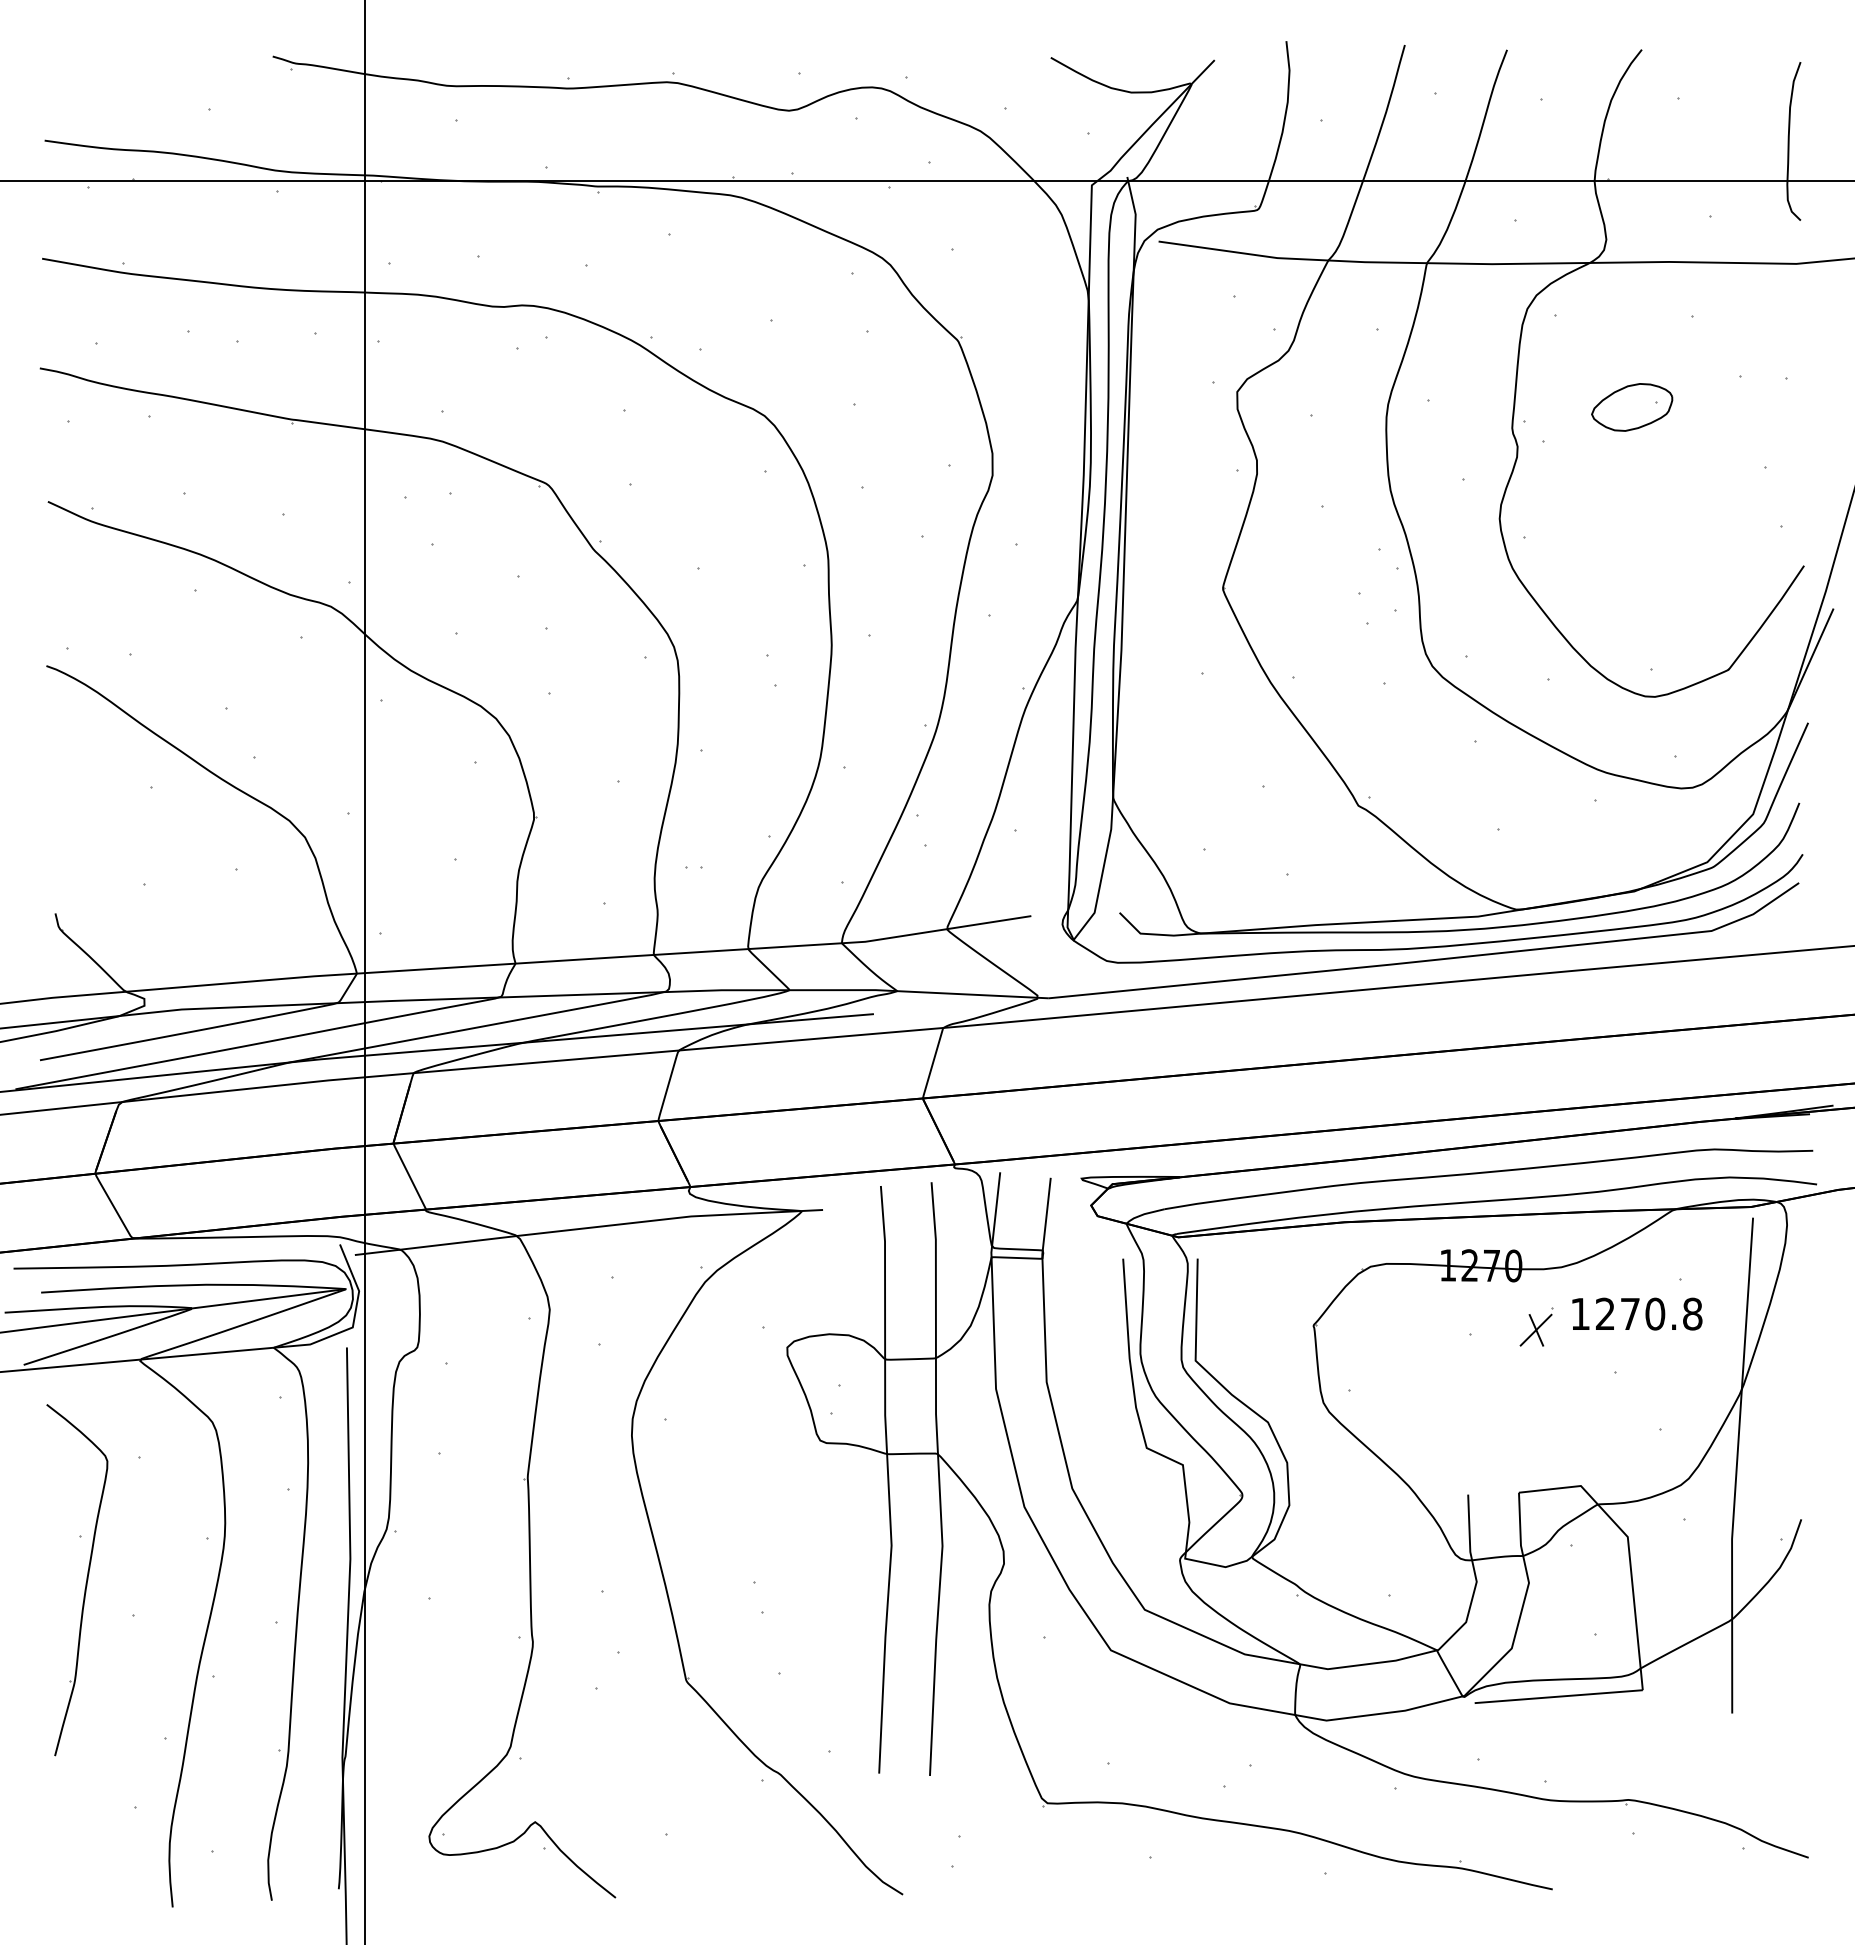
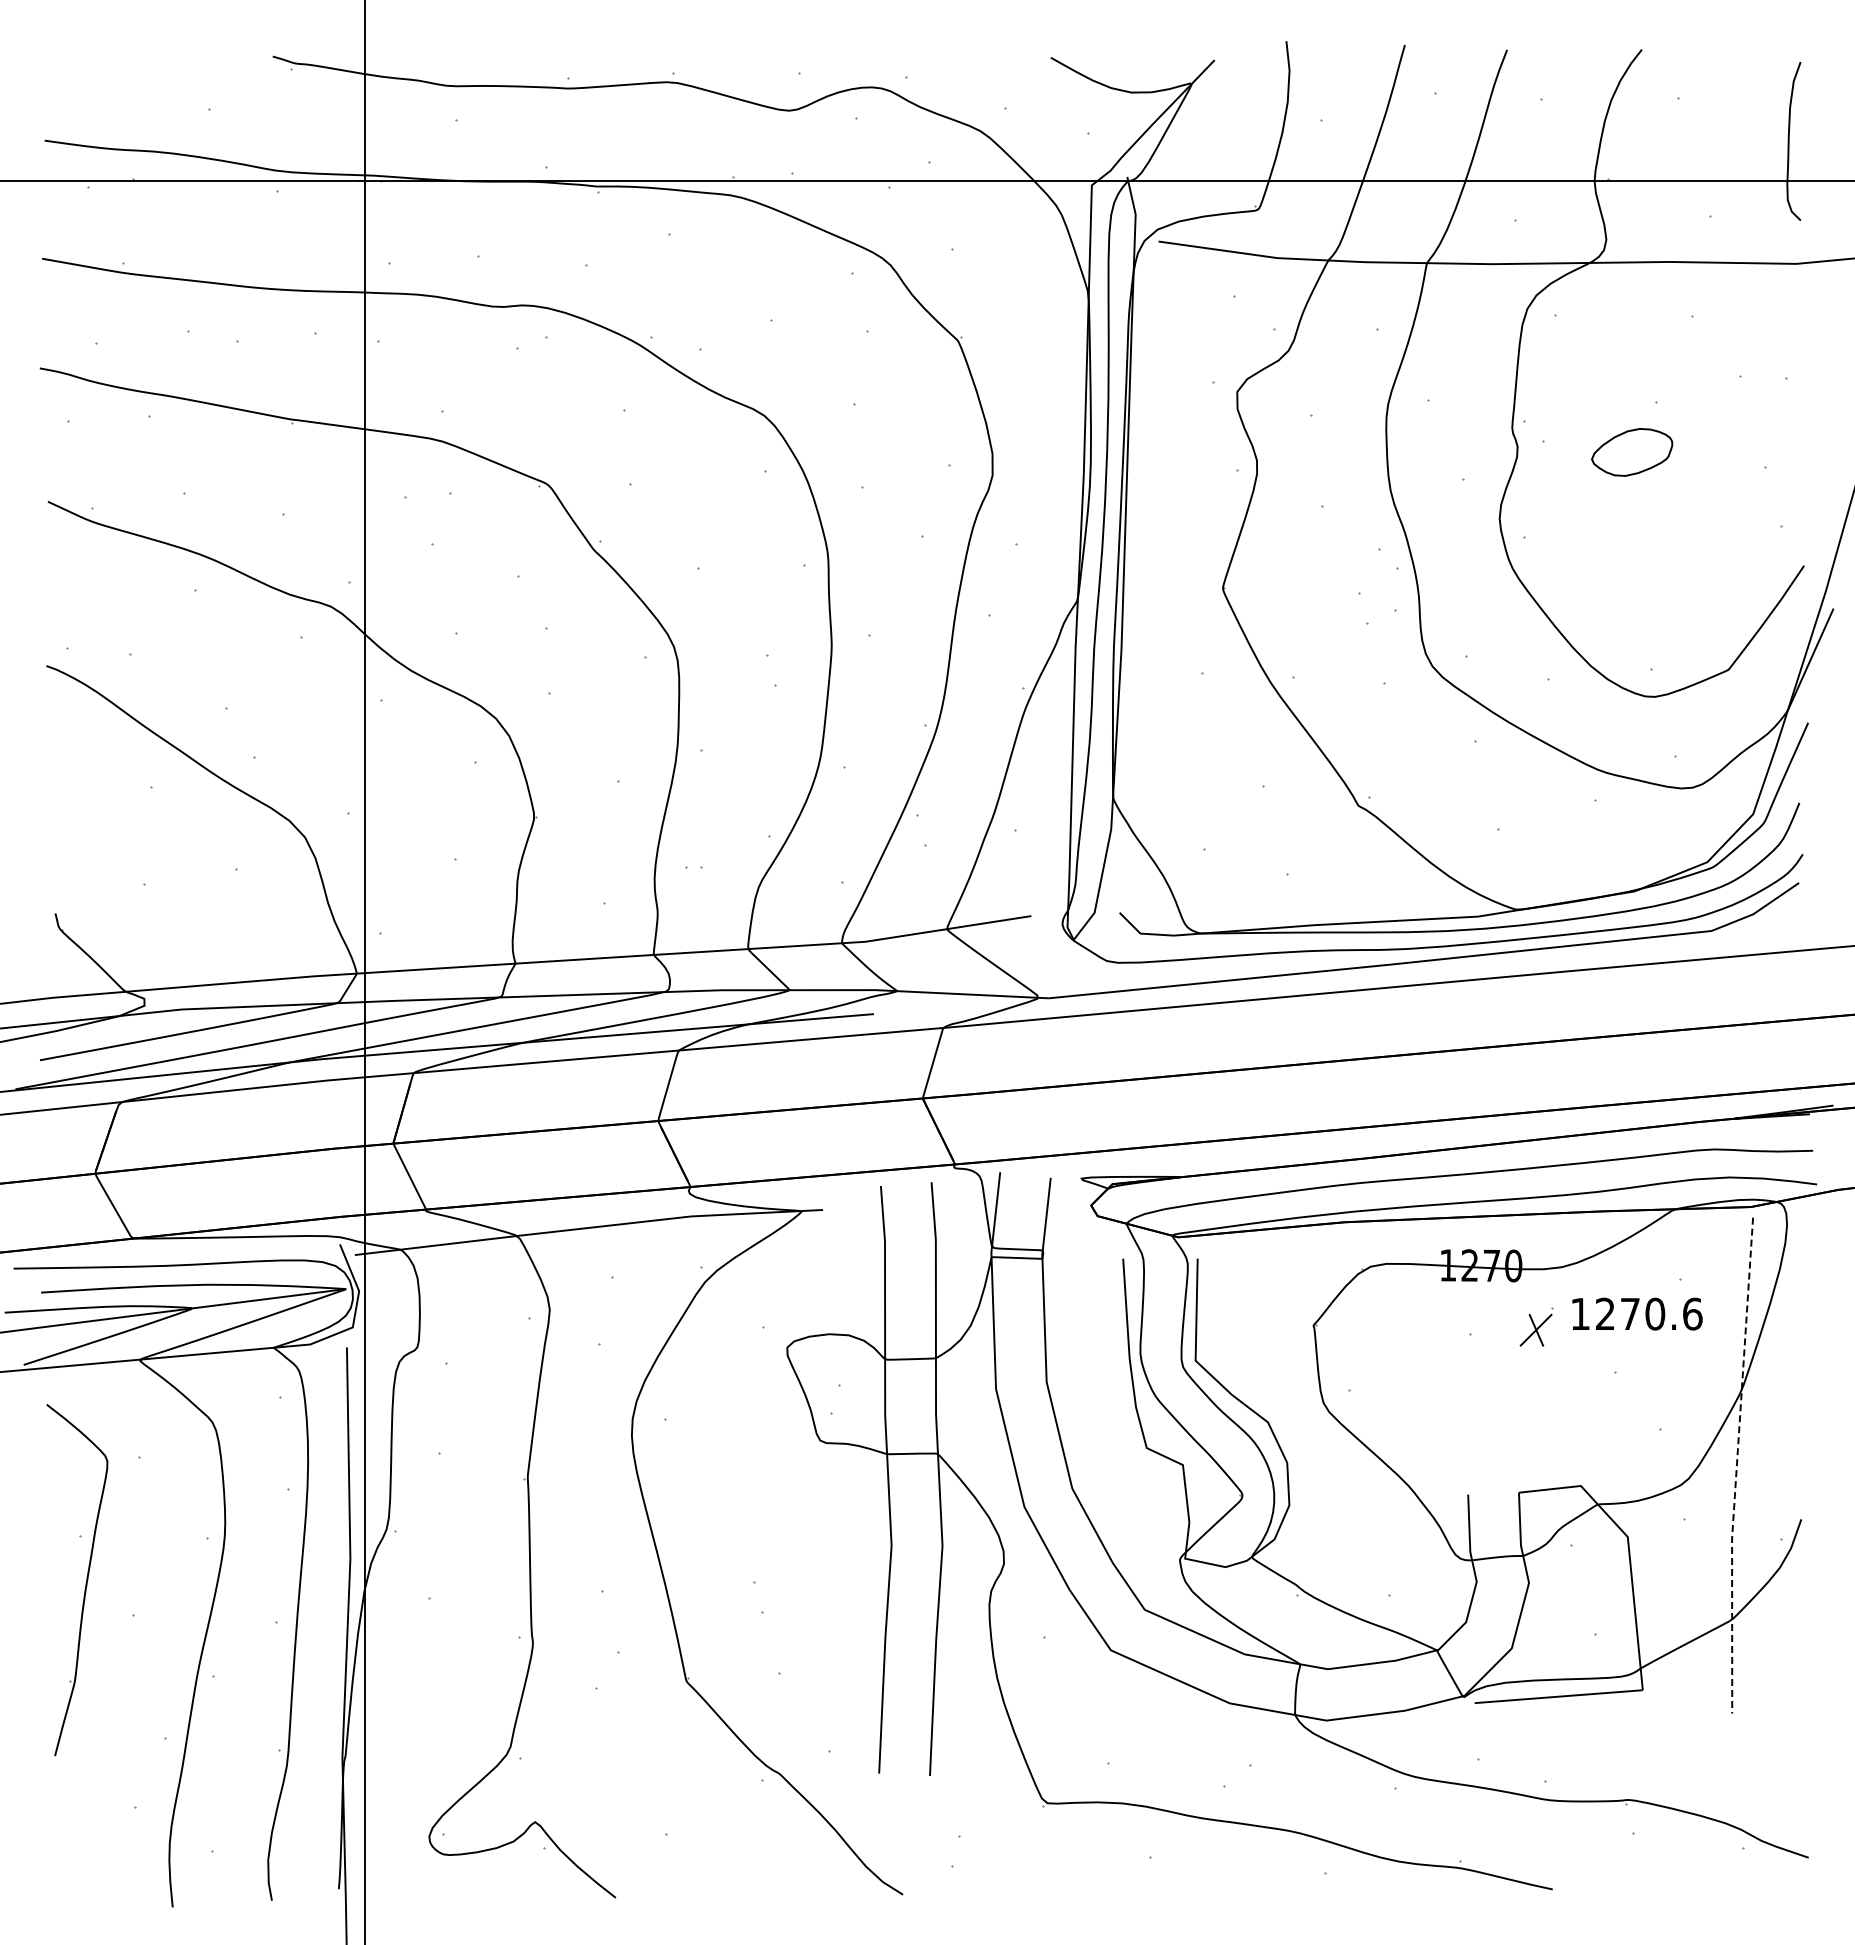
part position: (1632, 407) -> (1632, 452) (1632, 452)
text: 1270.8 -> 1270.6 (1692, 1313)
line: solid -> dashed (1736, 1466)
